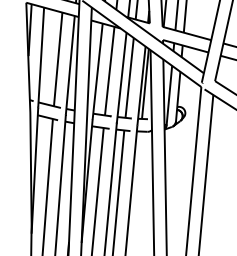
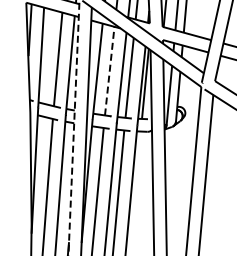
line: solid -> dashed (109, 71)
line: solid -> dashed (73, 128)
